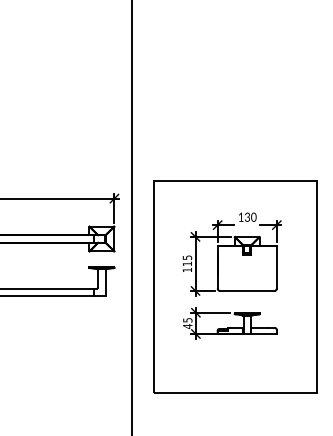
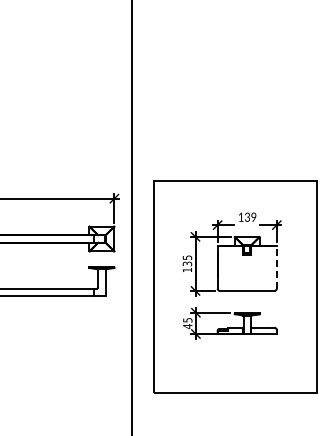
text: 130 -> 139 (253, 218)
text: 115 -> 135 (187, 263)
line: solid -> dashed (276, 267)
